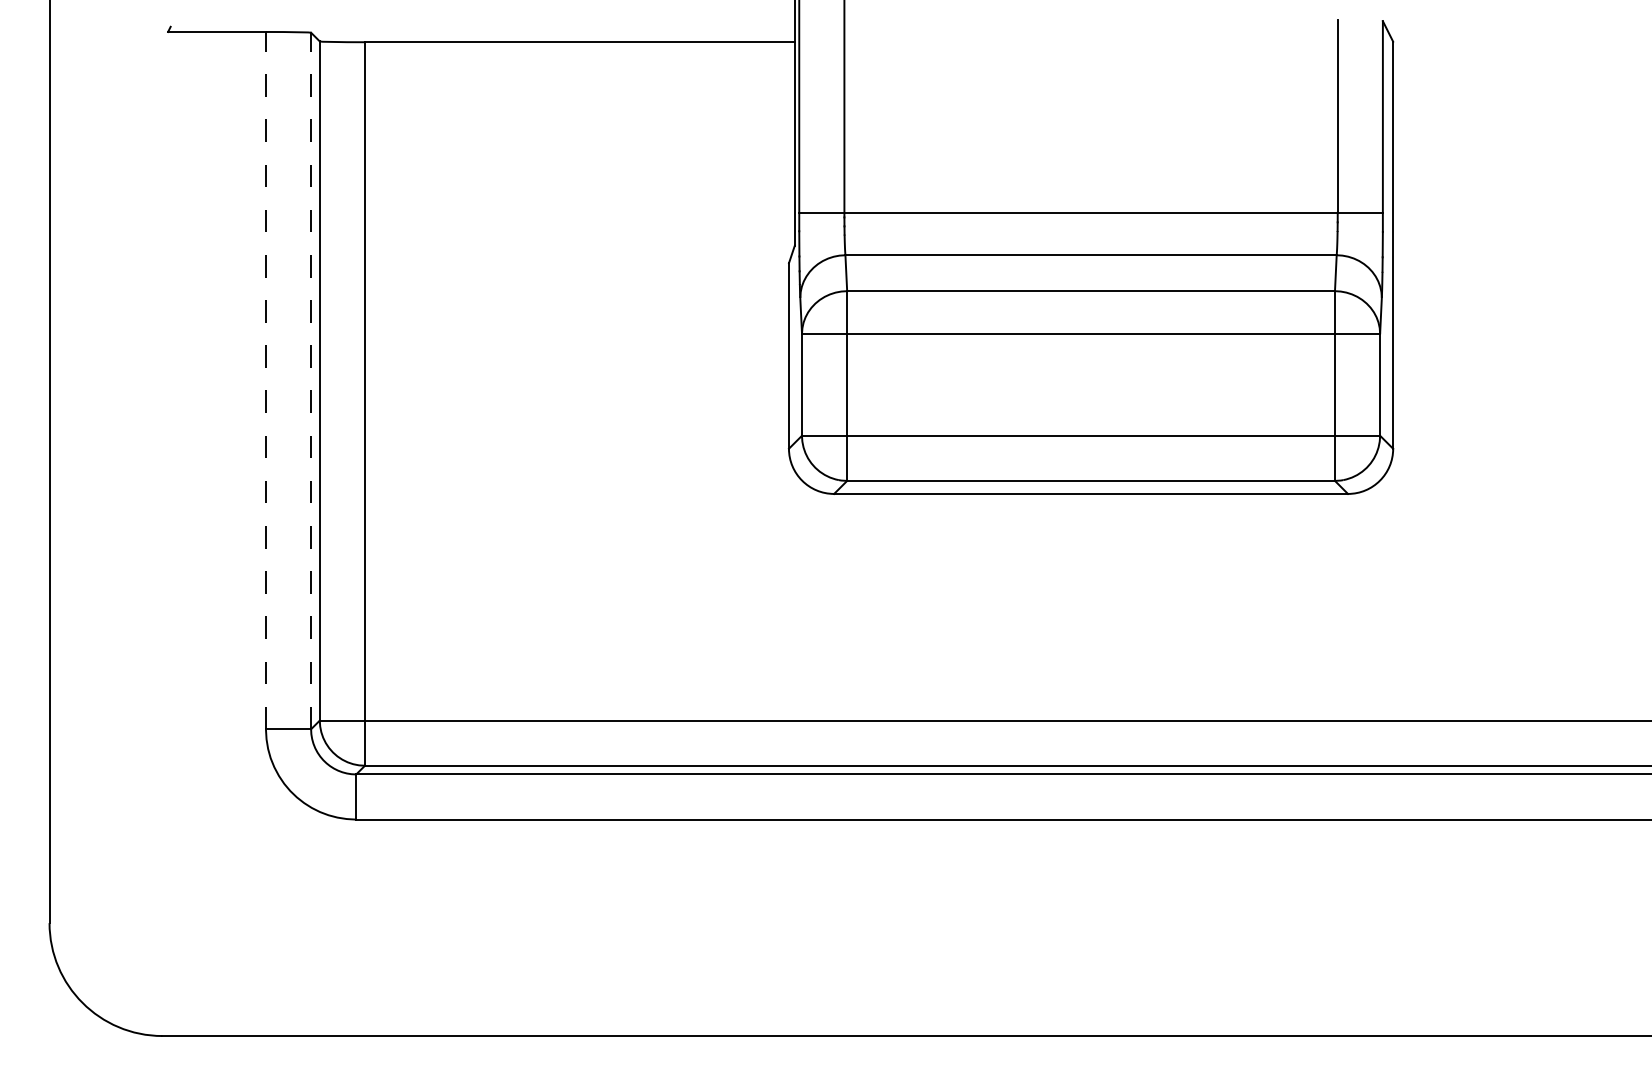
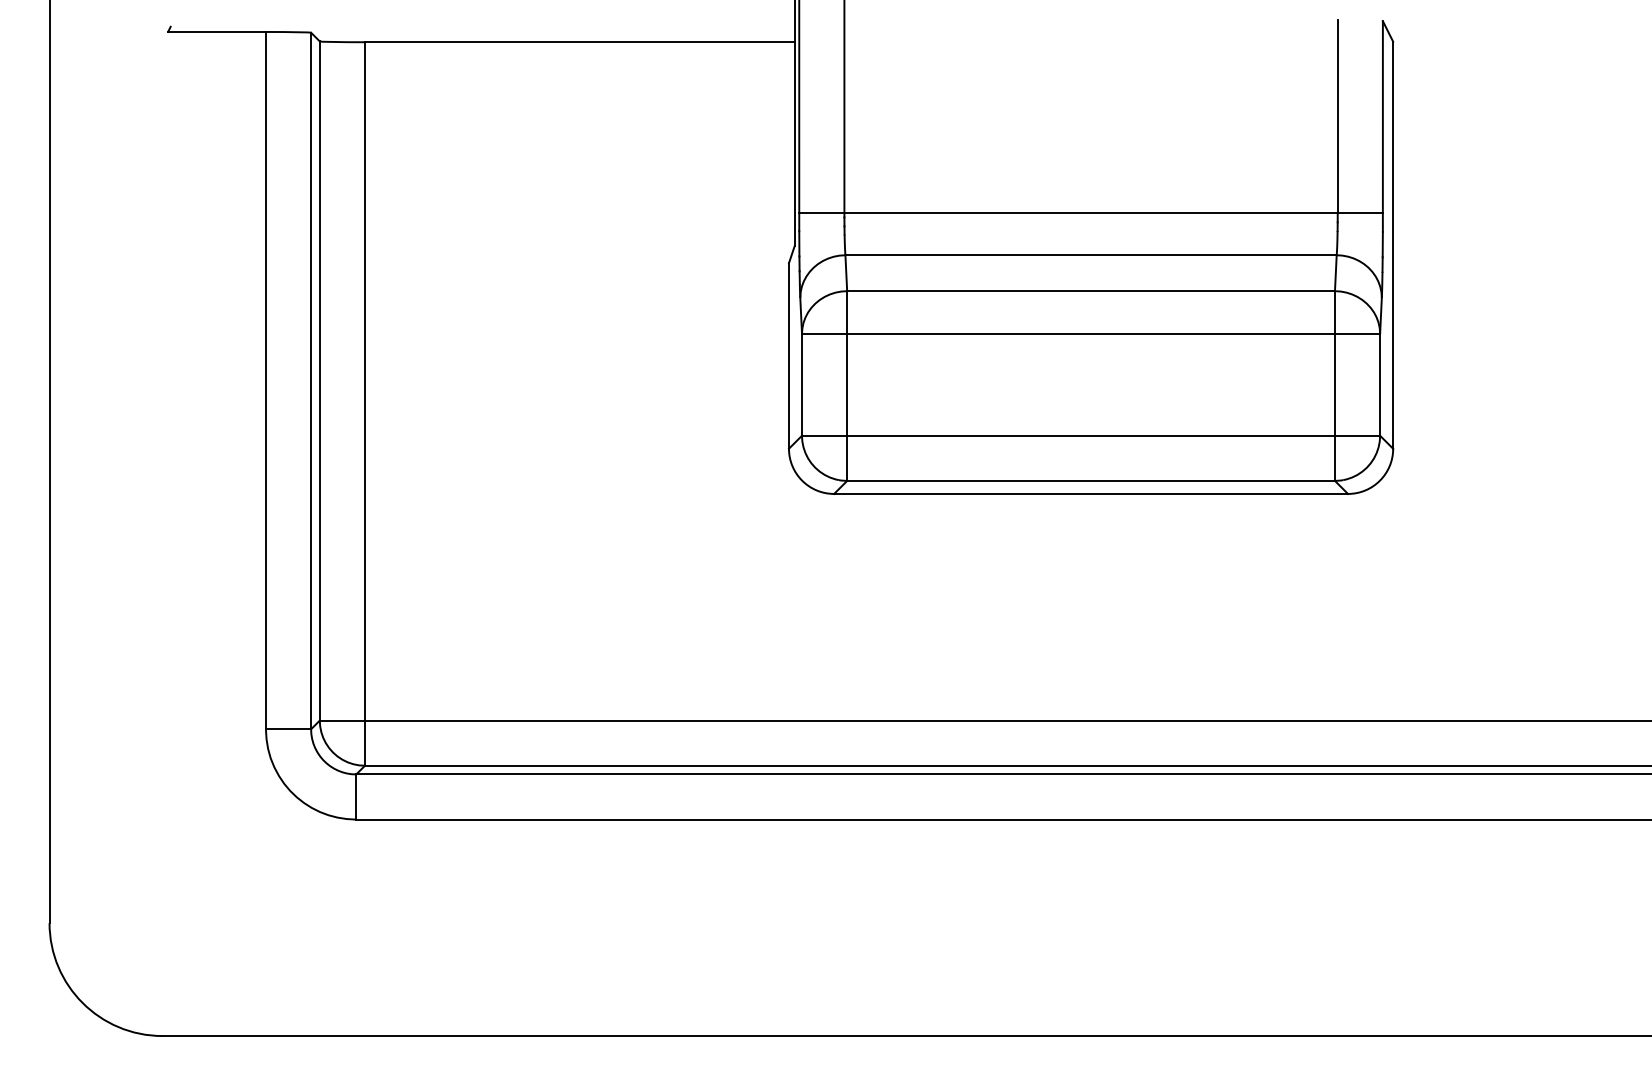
line: dashed -> solid (265, 380)
line: dashed -> solid (311, 380)
